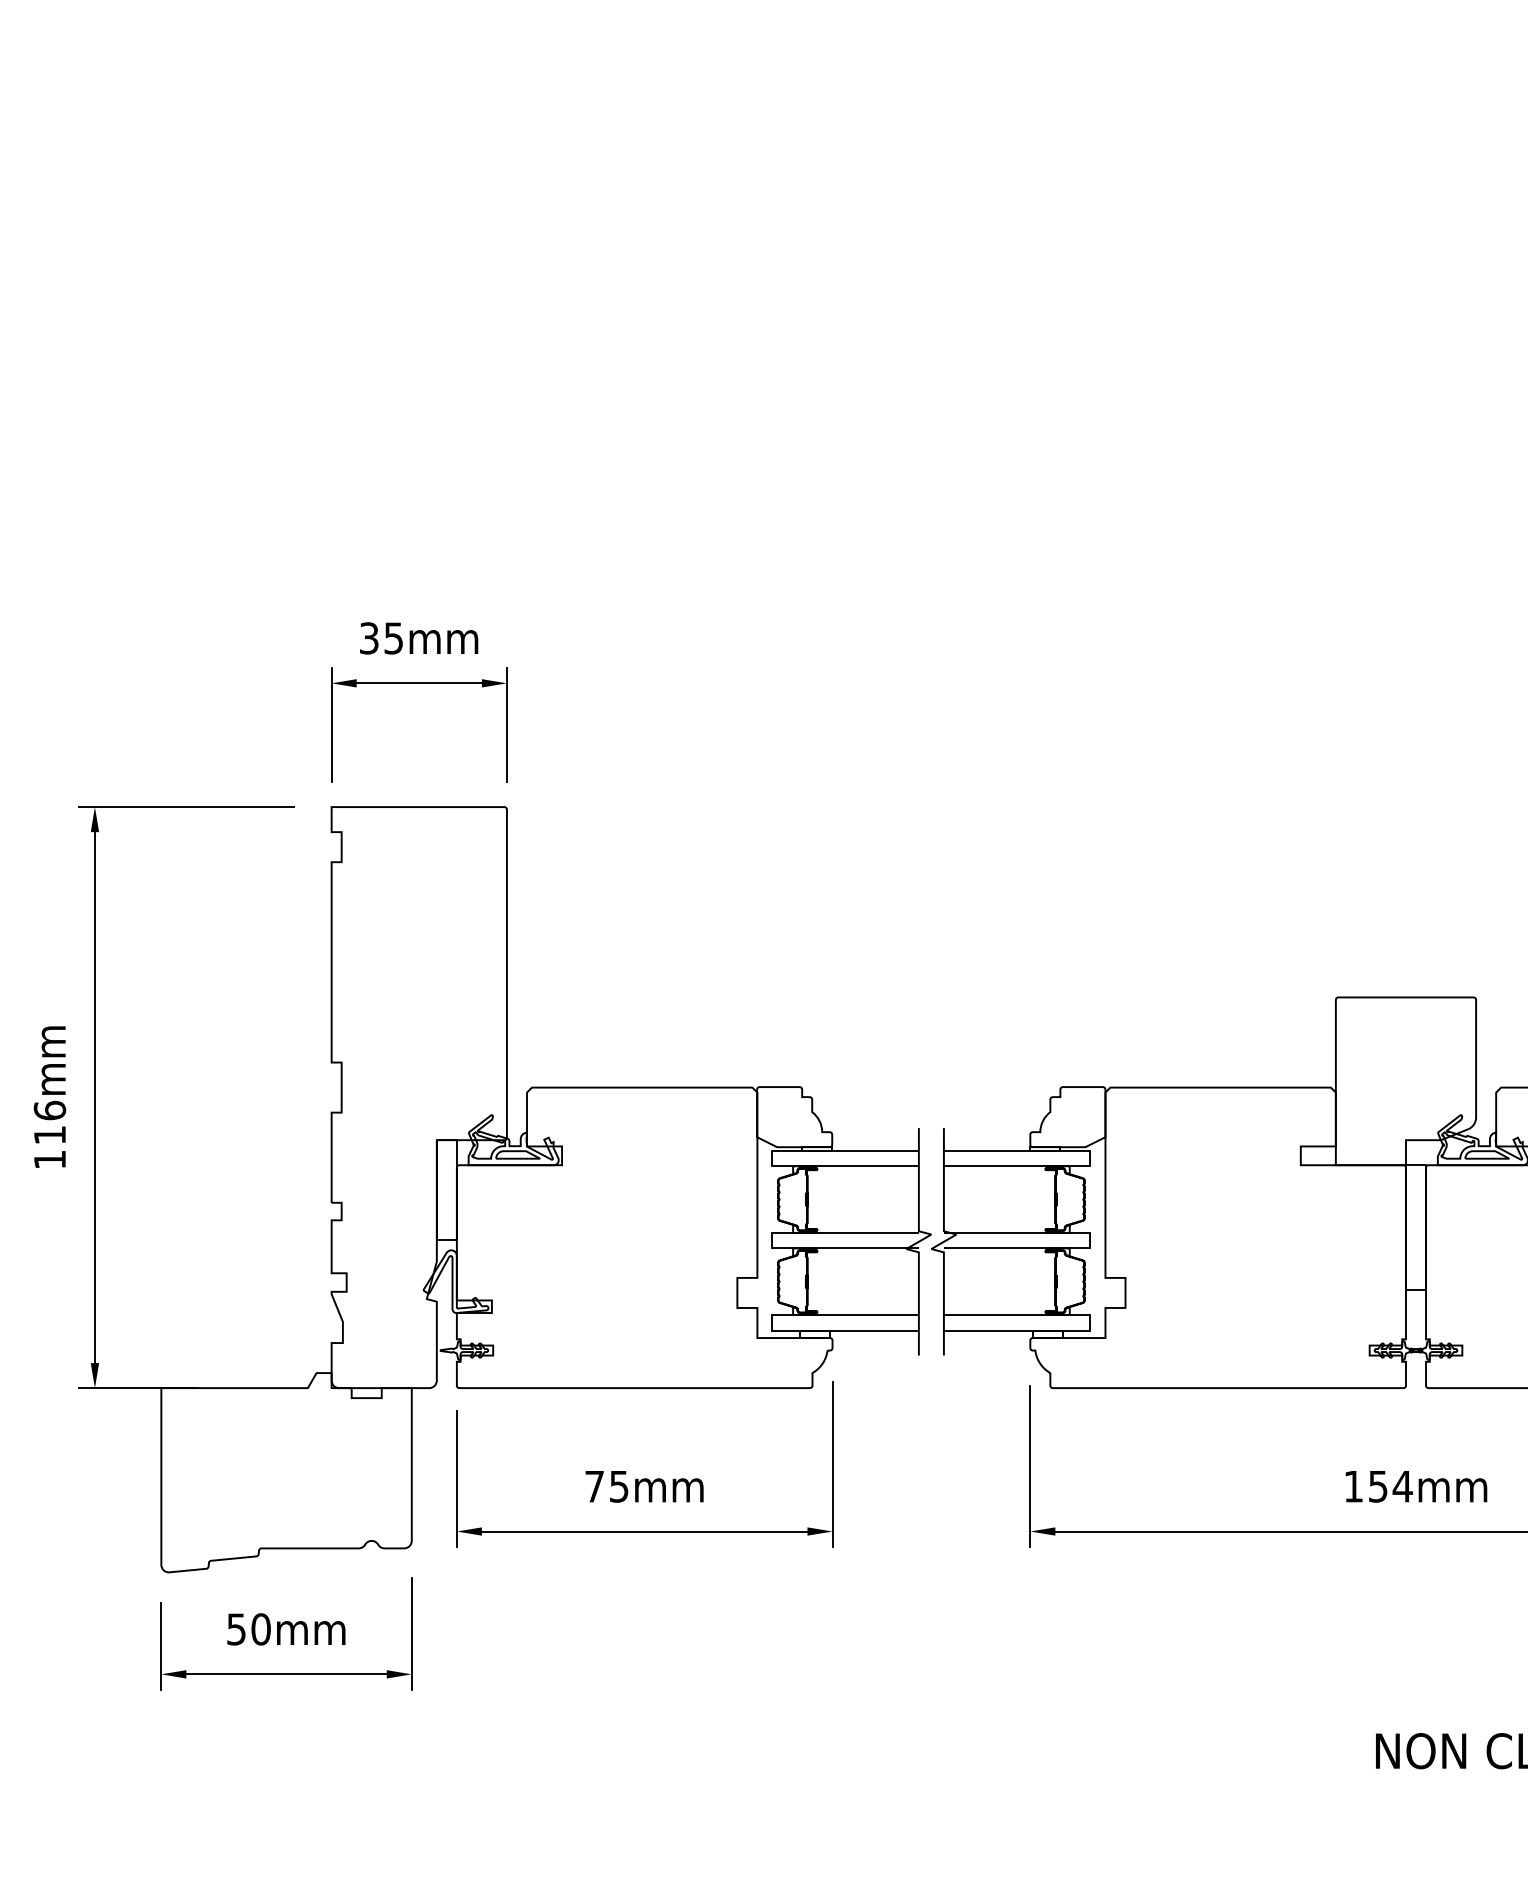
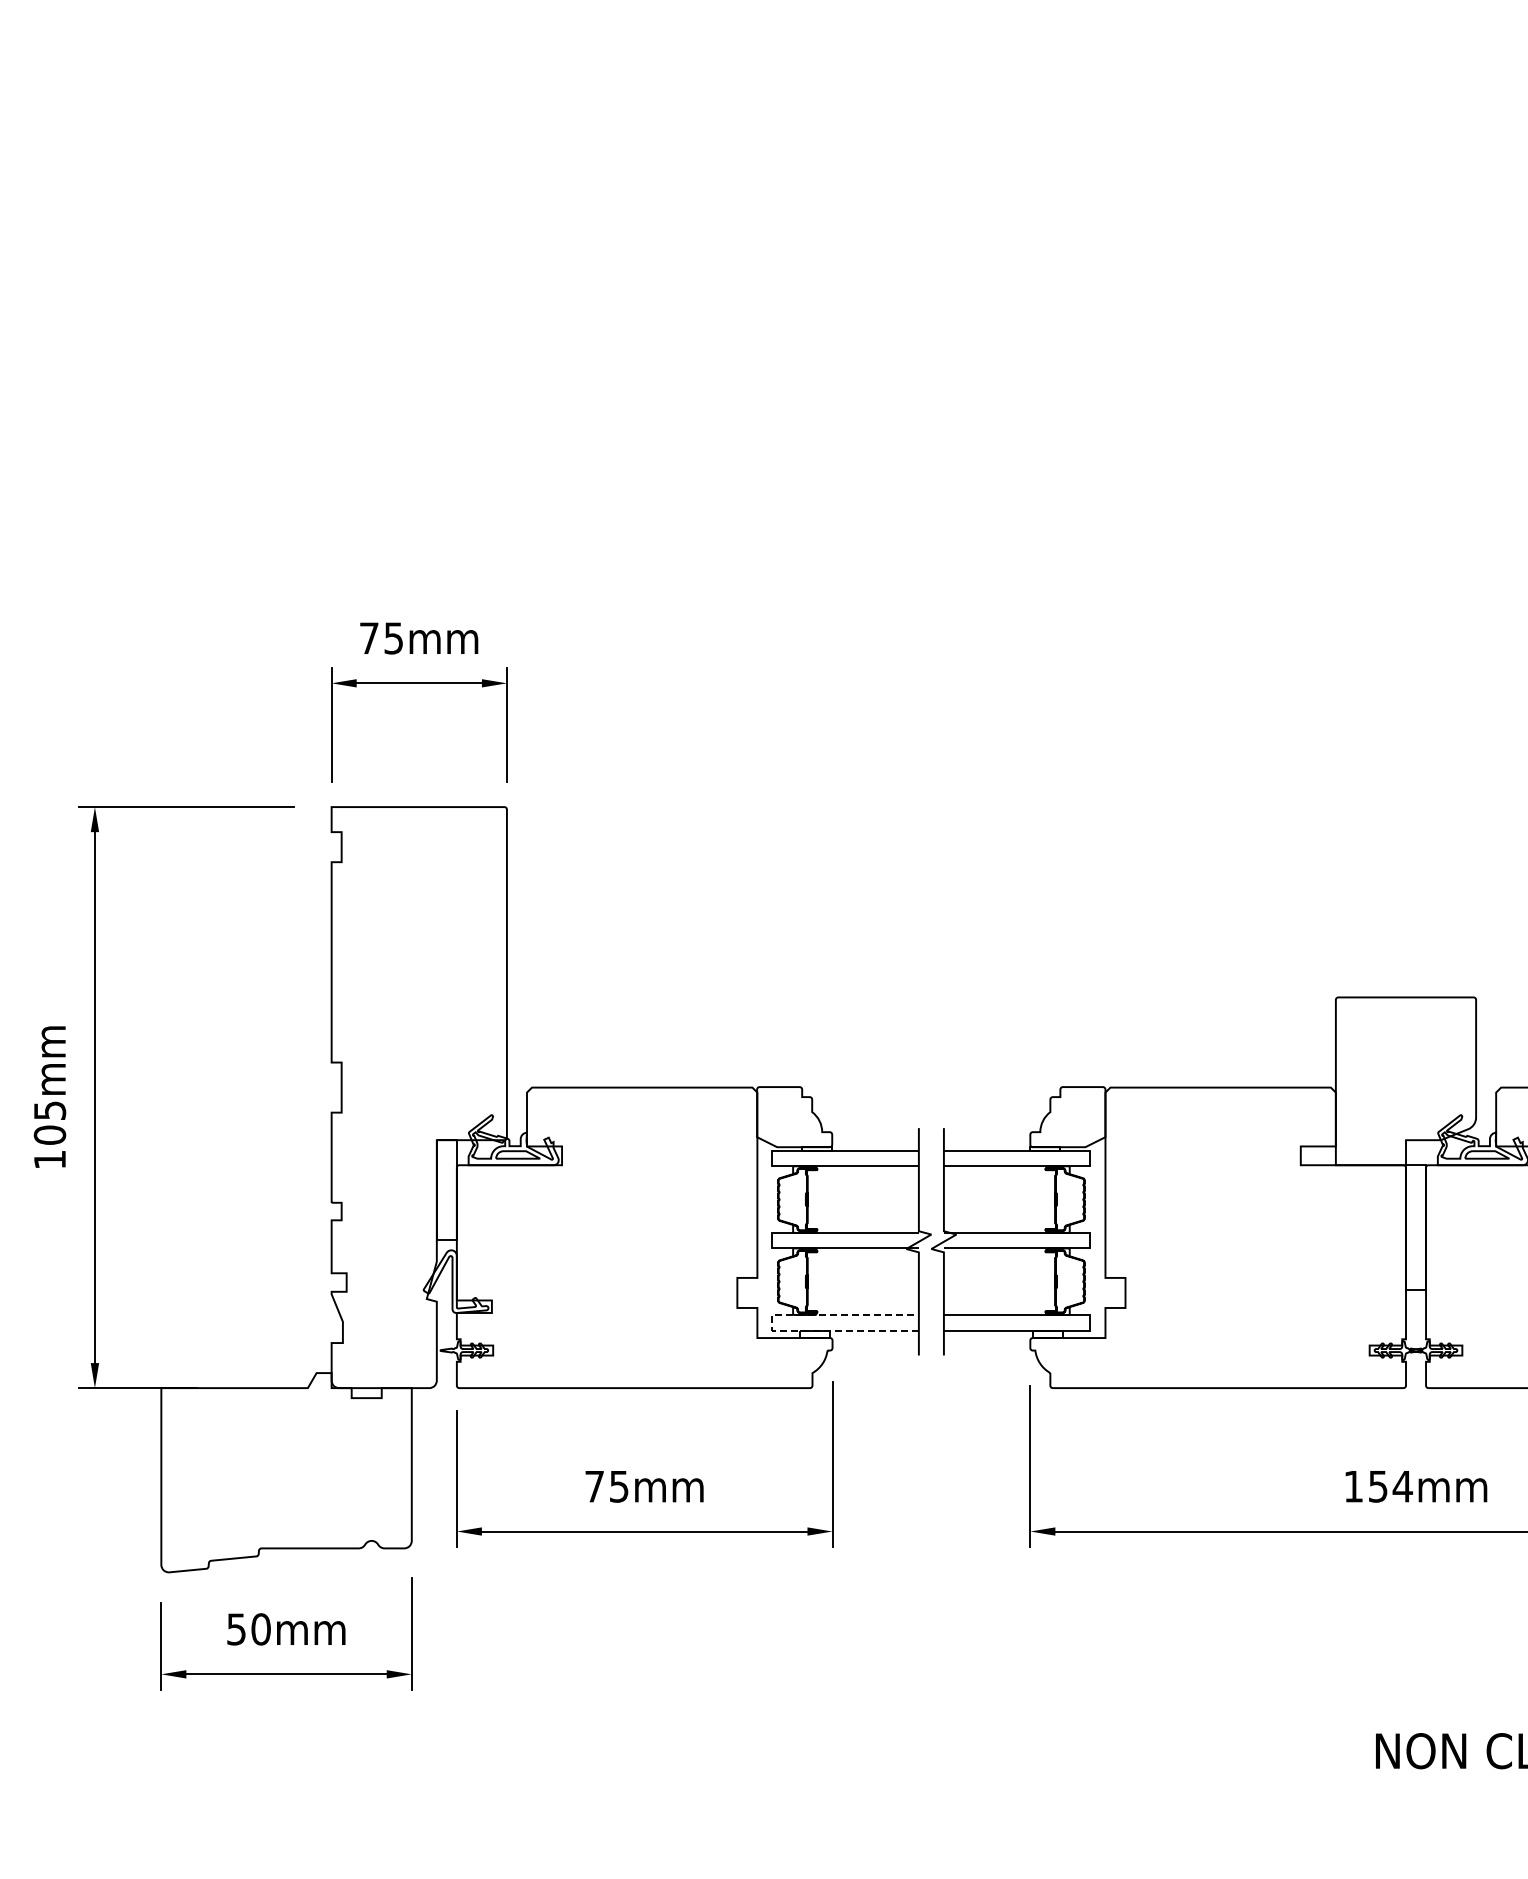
text: 35mm -> 75mm (369, 638)
text: 116mm -> 105mm (49, 1122)
line: solid -> dashed (772, 1322)
